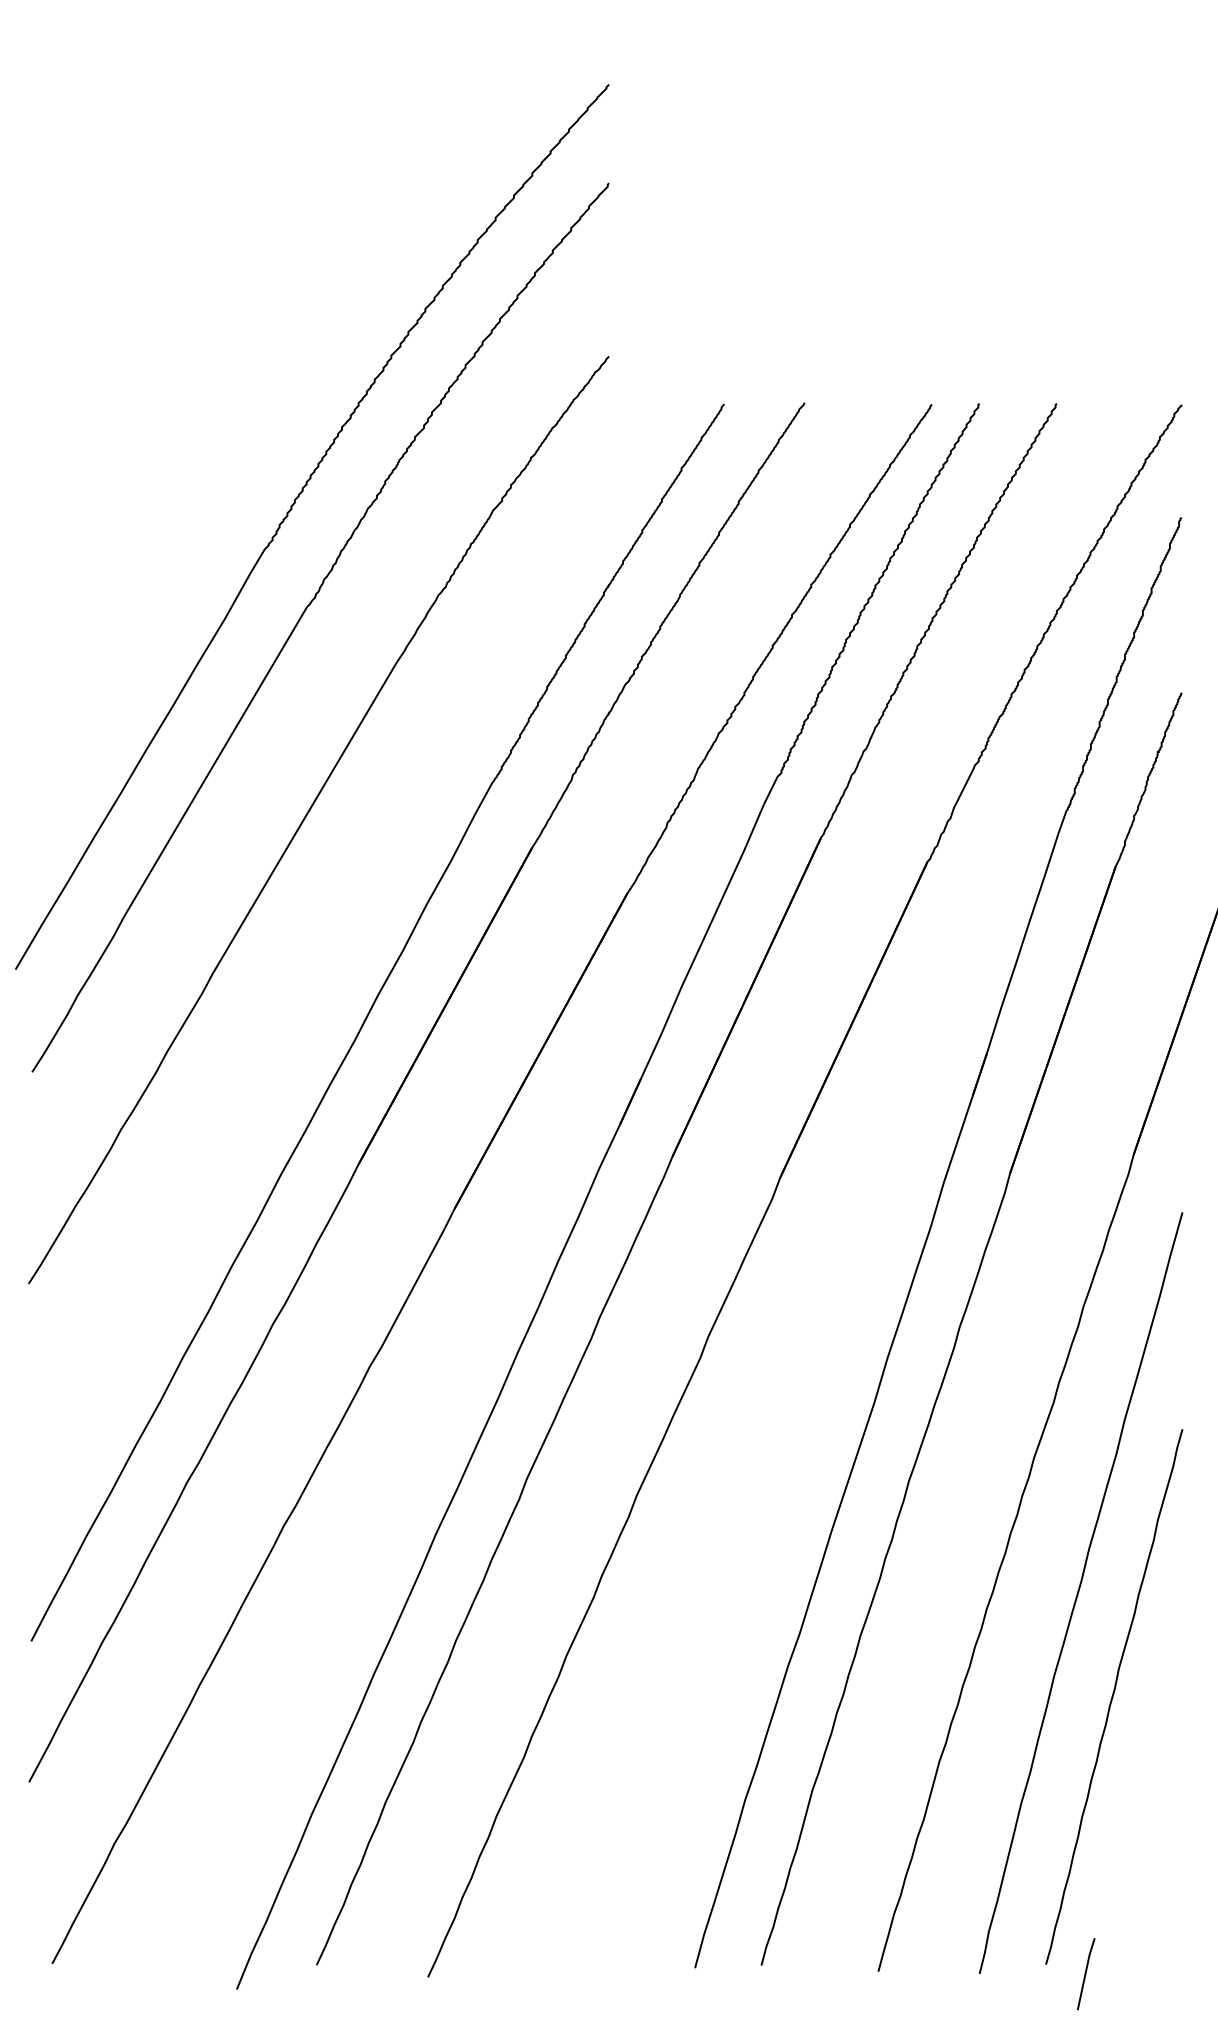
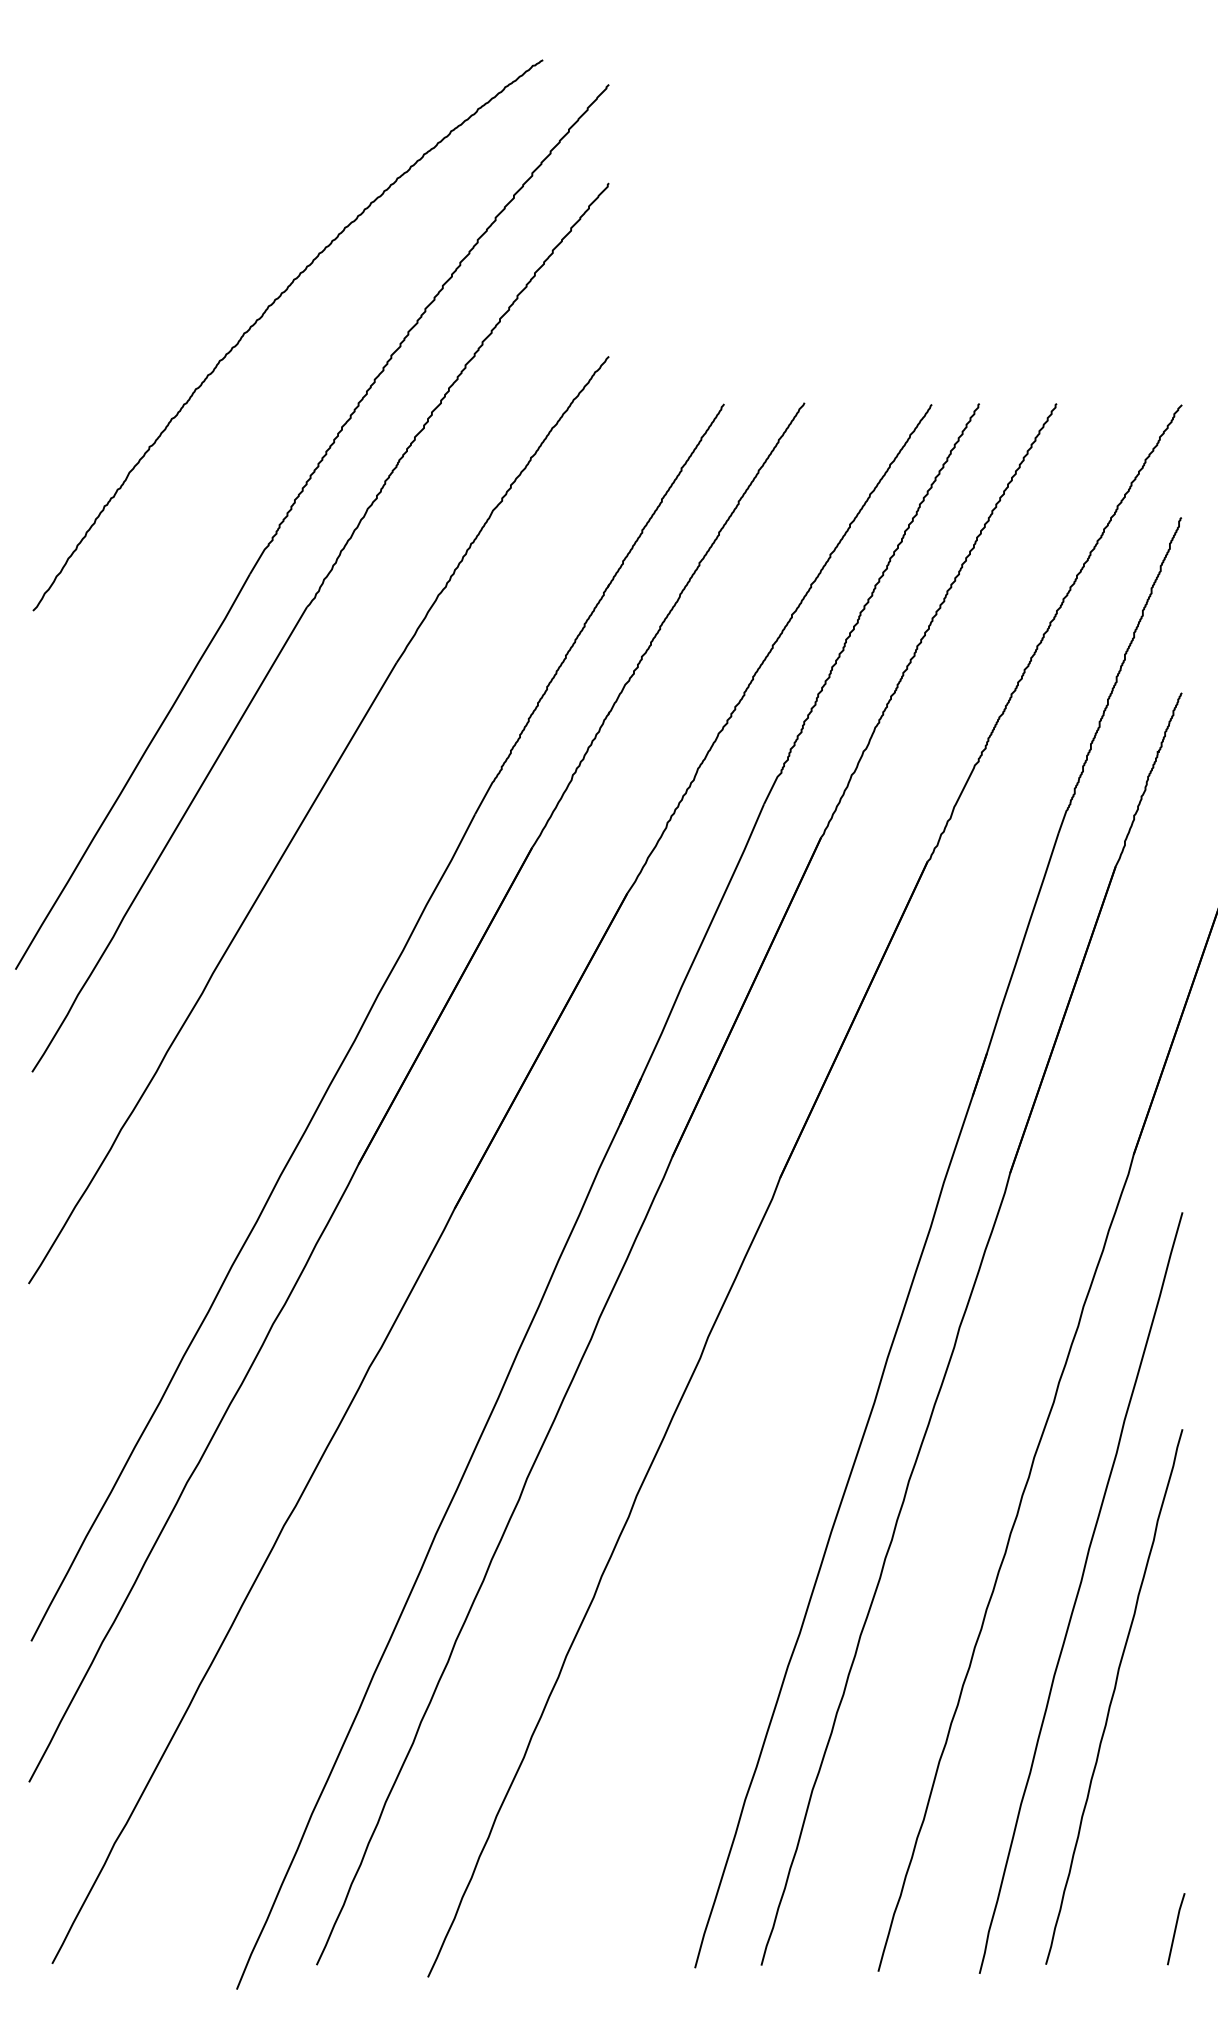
curve: none -> present (263, 316)
curve position: (1086, 1974) -> (1176, 1929) (1176, 1929)
